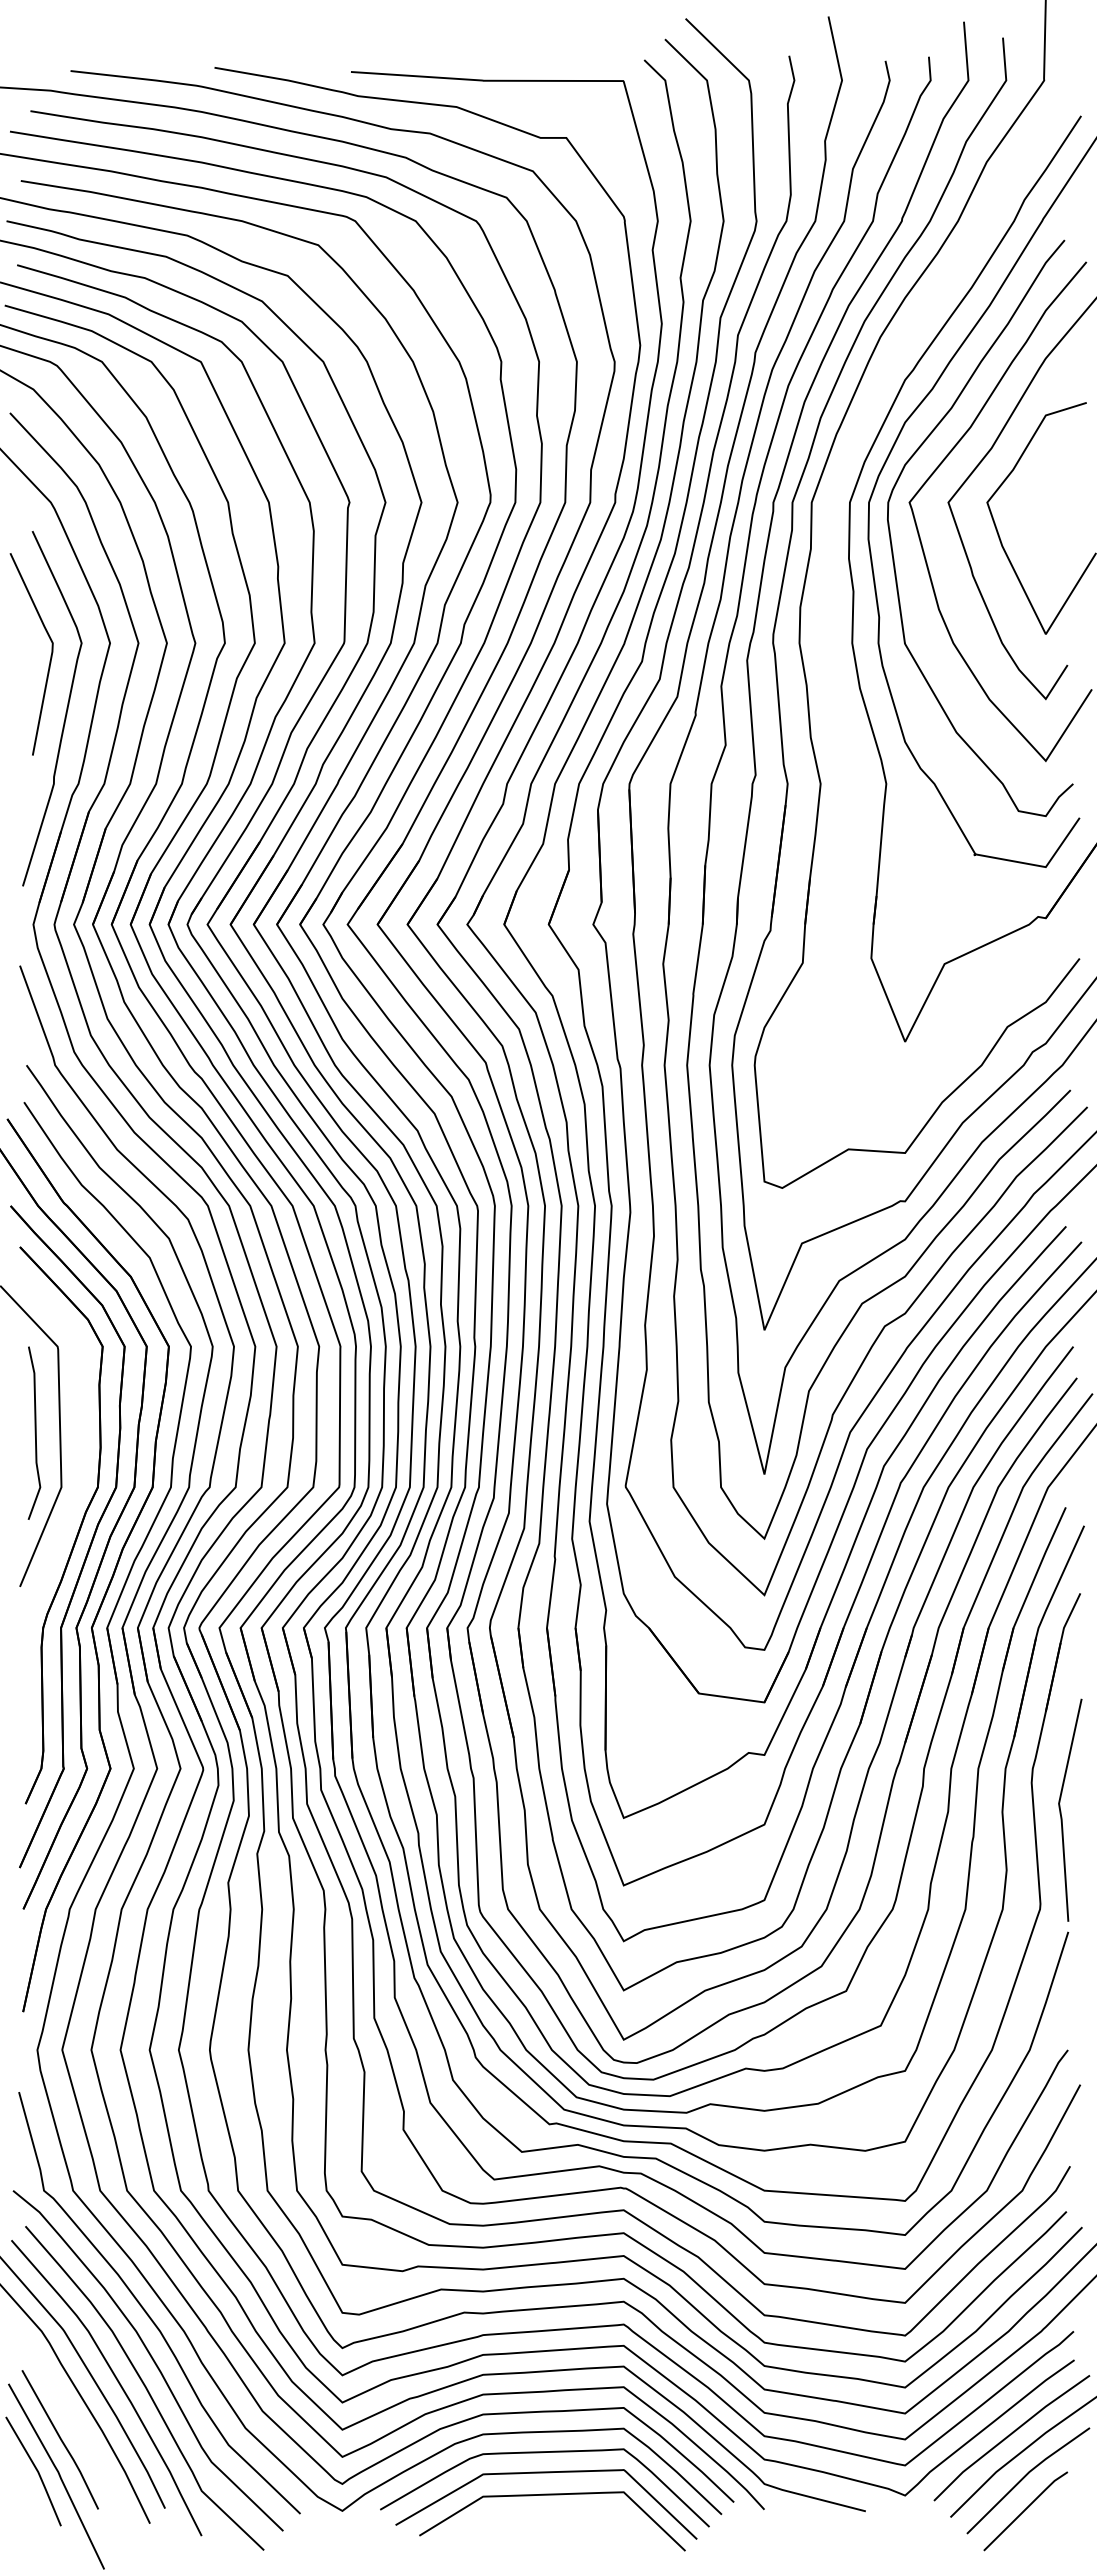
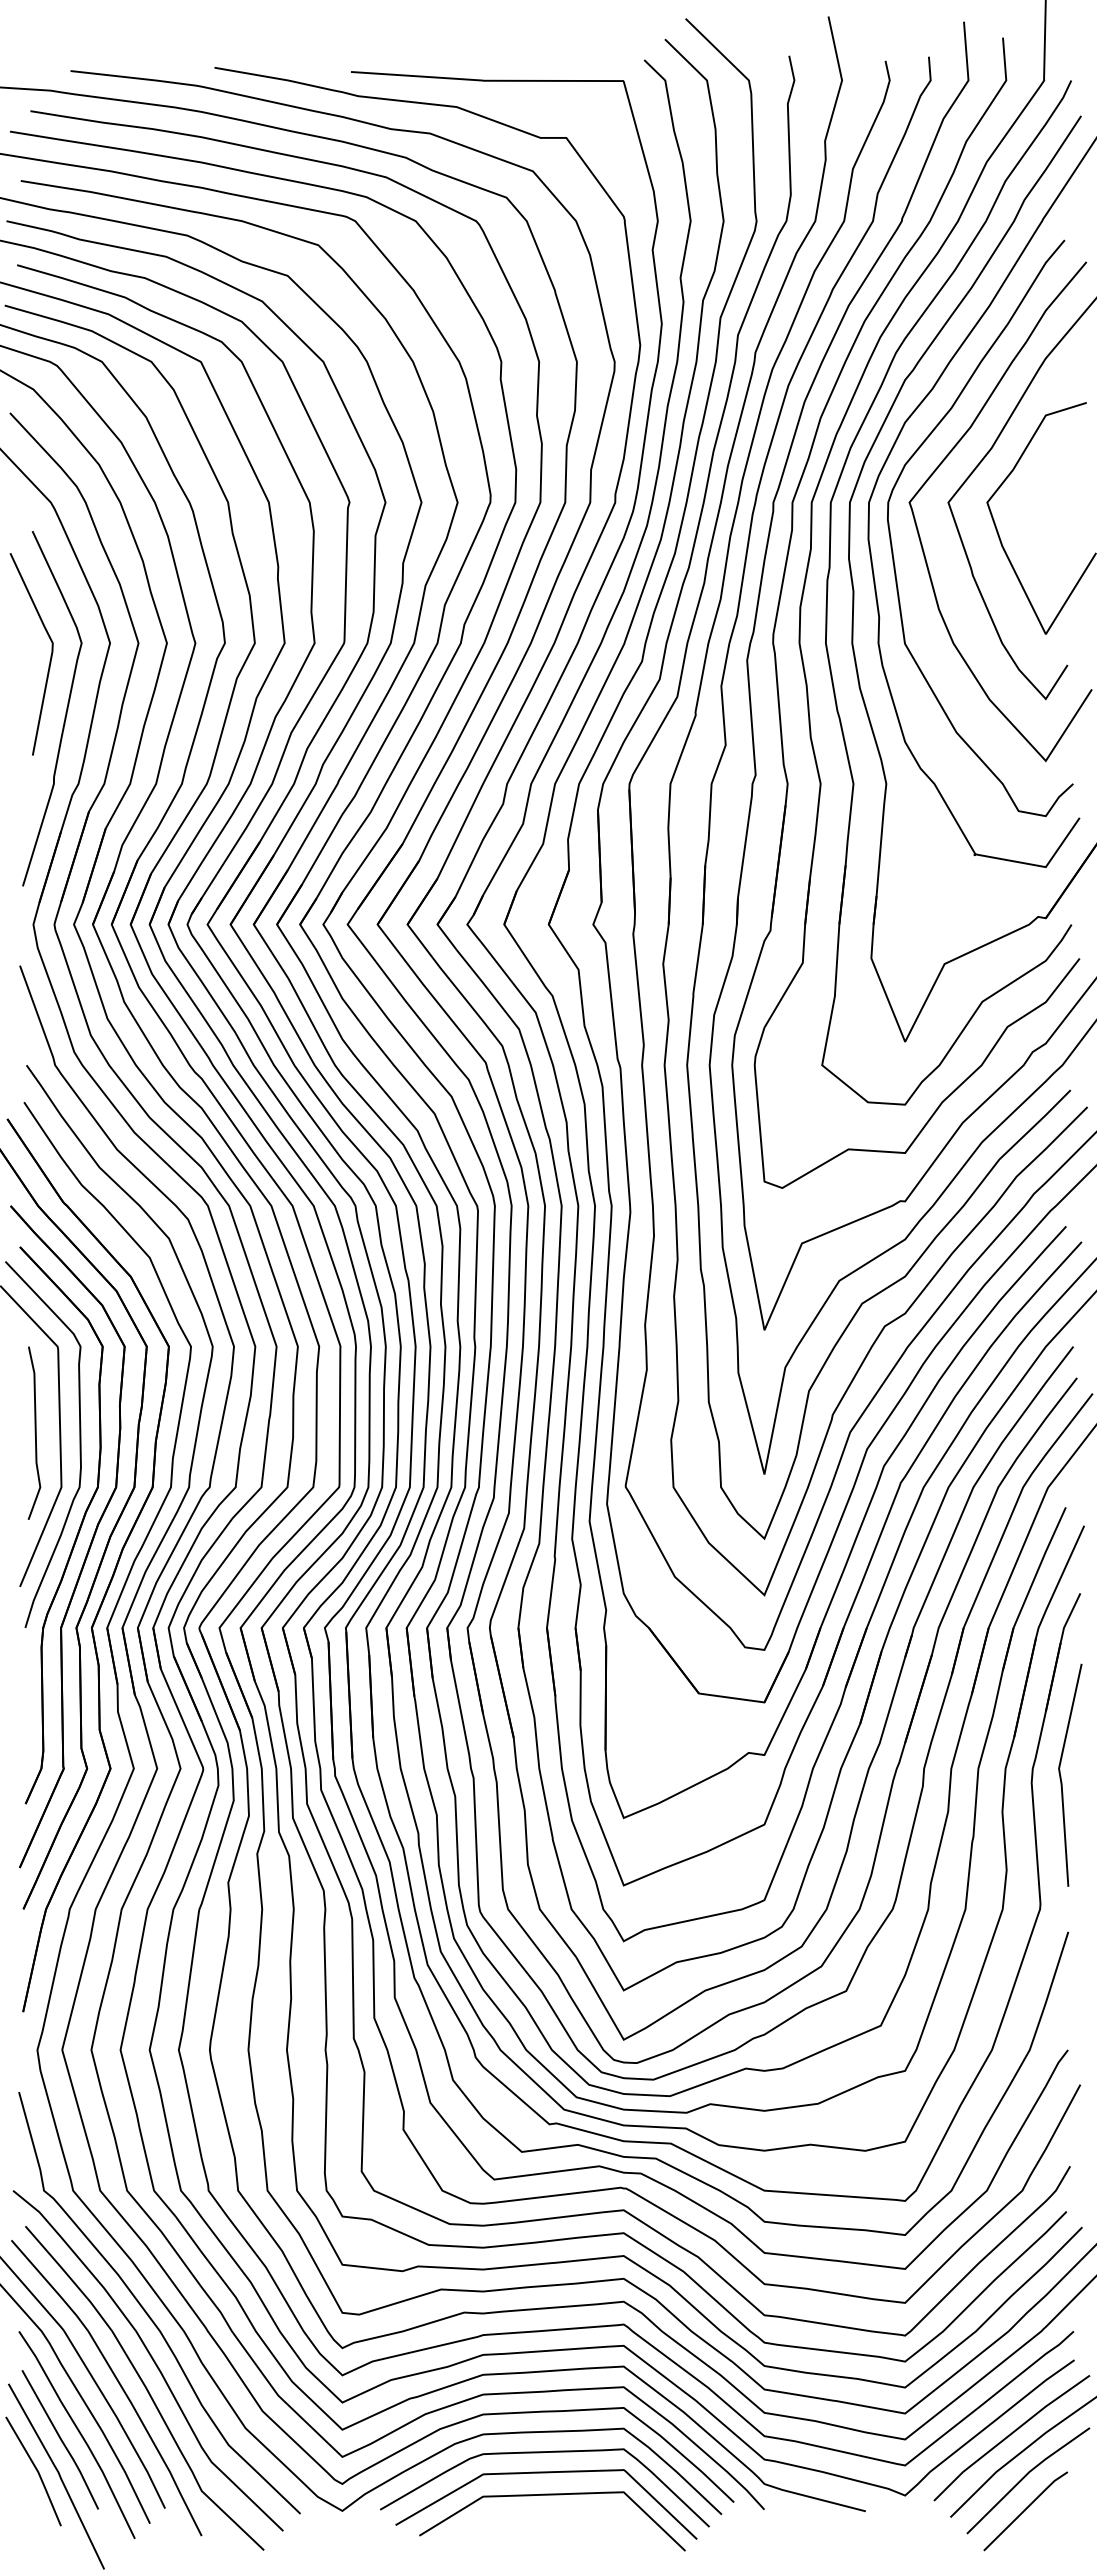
part: none -> present (828, 590)
curve: none -> present (79, 1444)
line position: (1061, 1810) -> (1061, 1775) (1061, 1775)
curve: none -> present (78, 2432)
